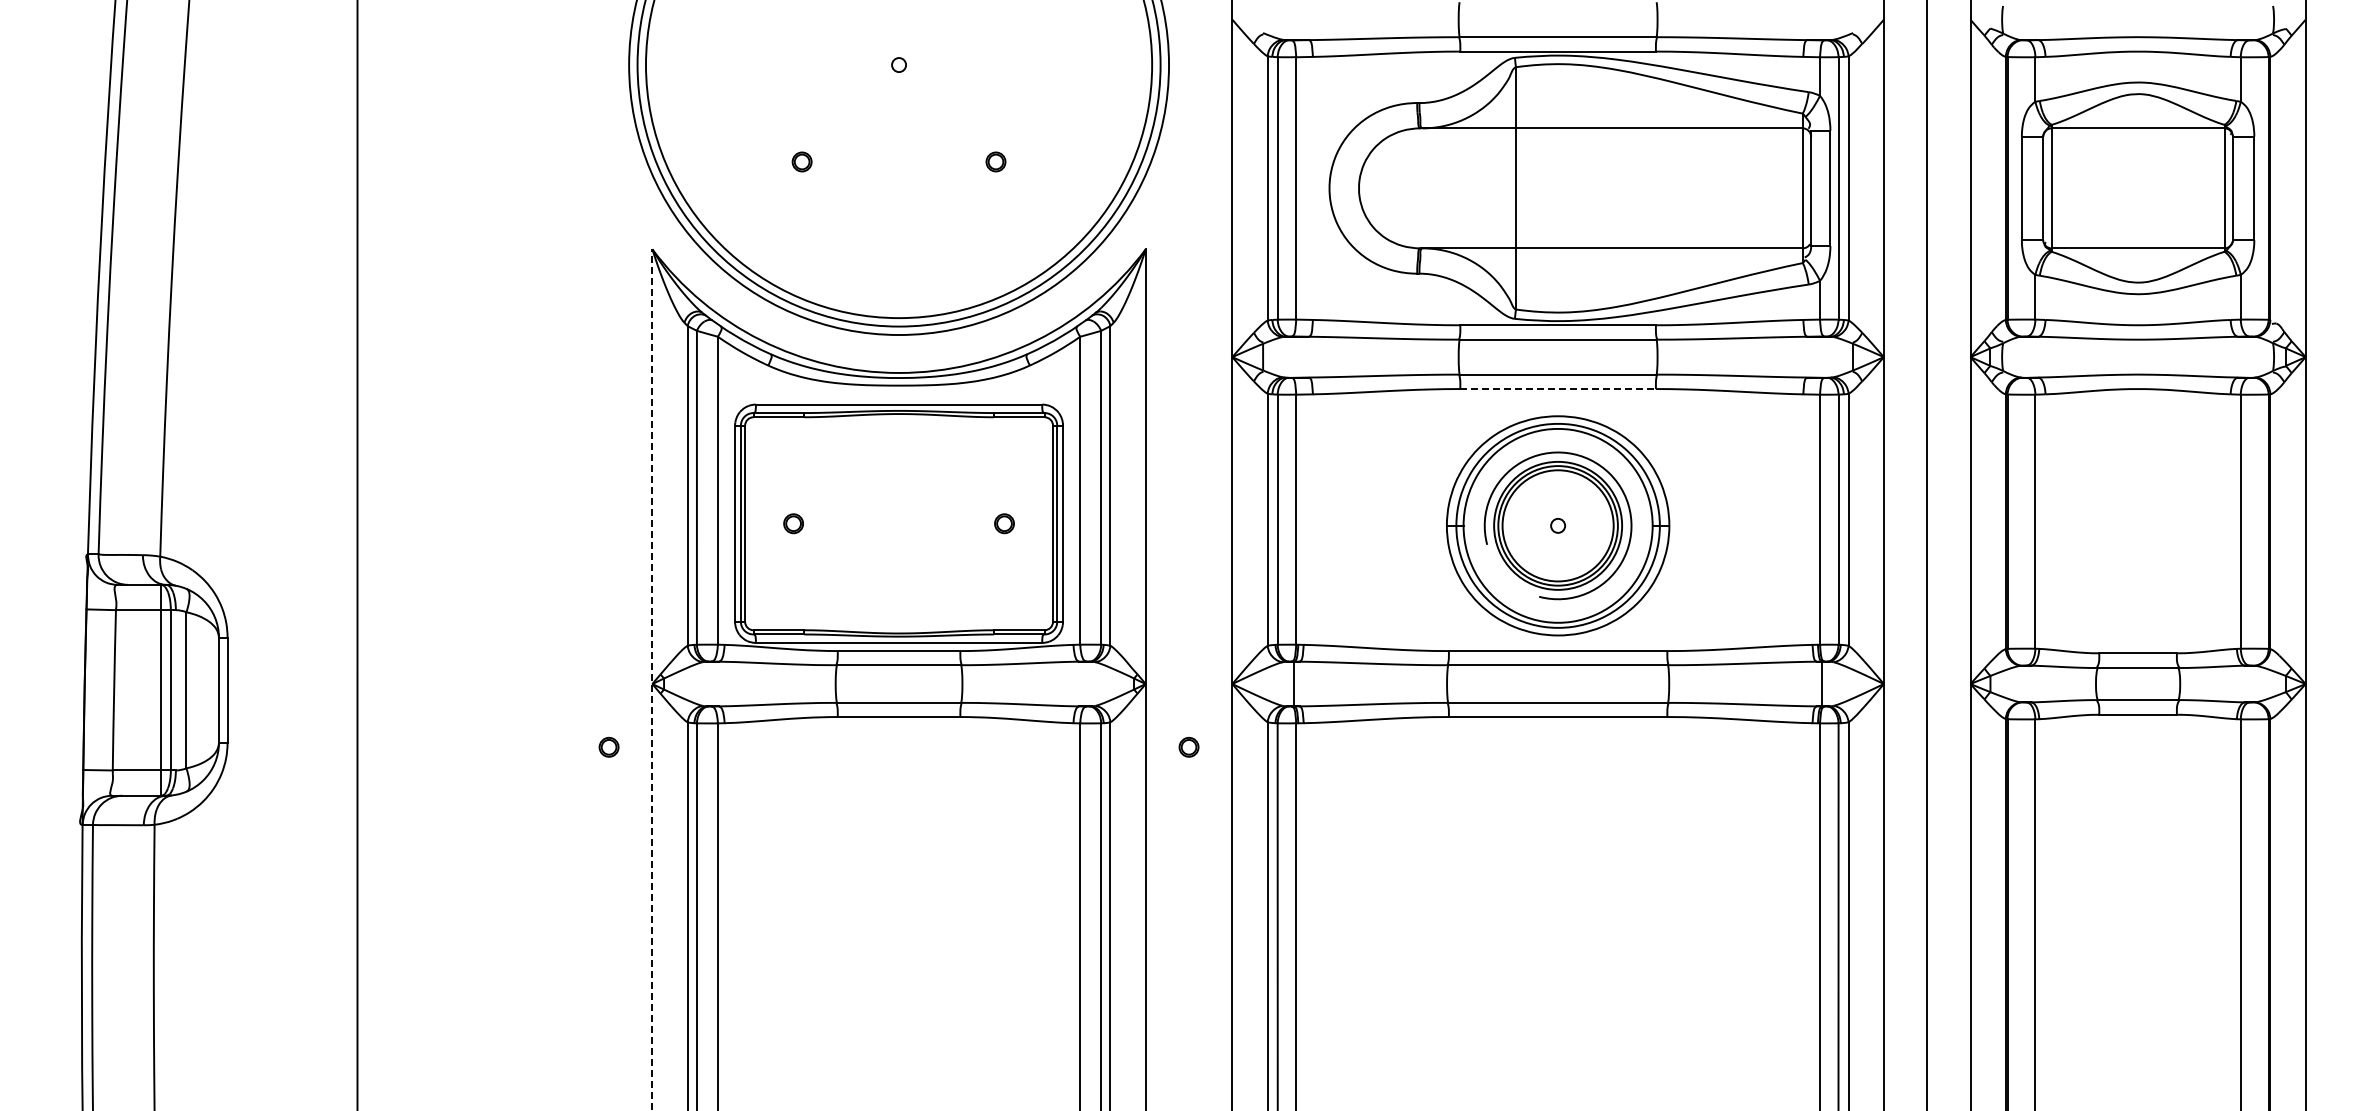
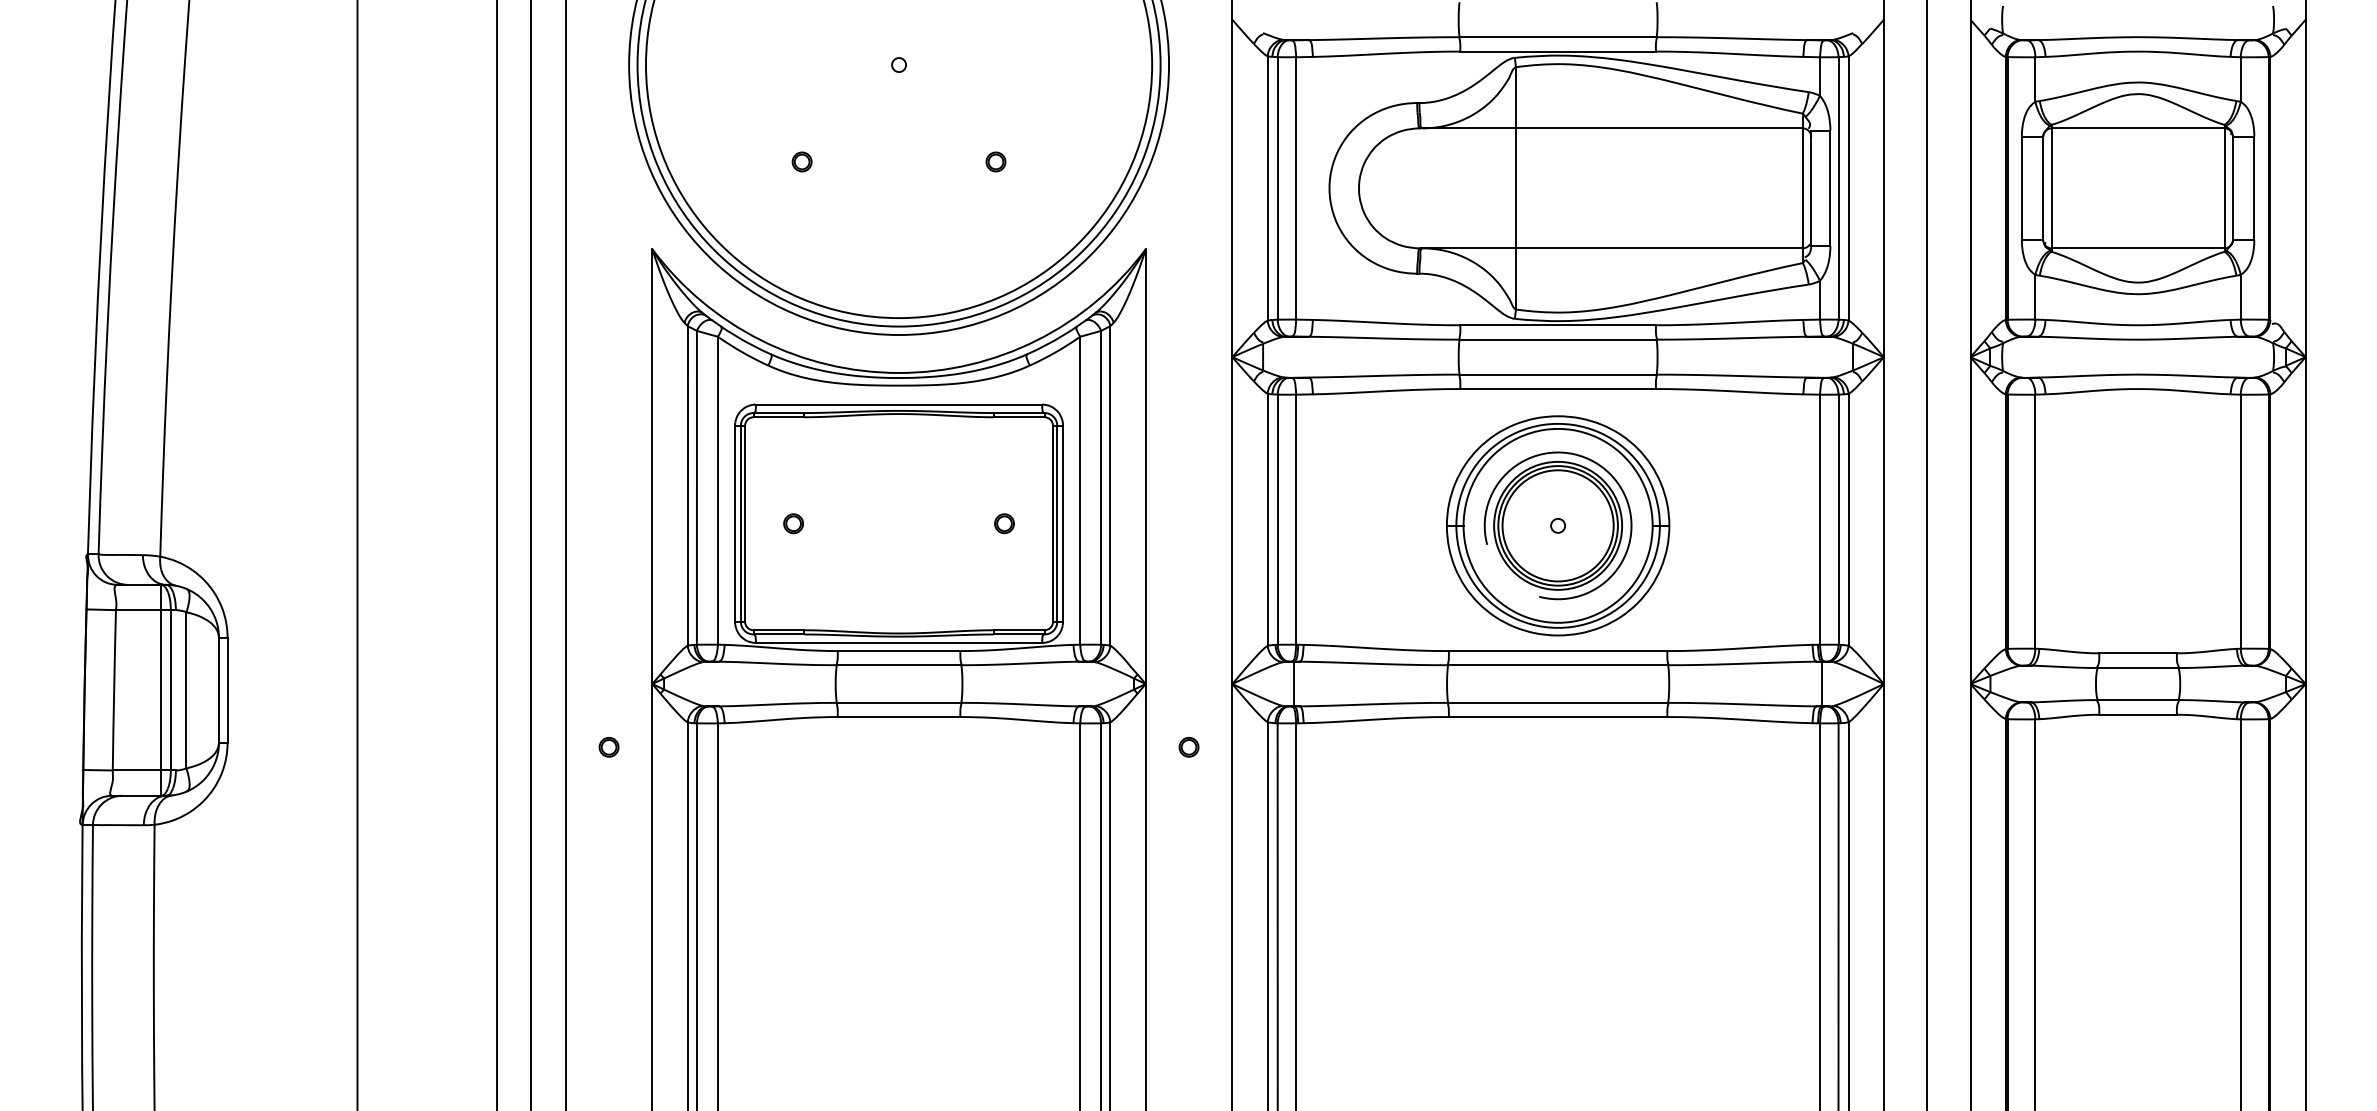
line: dashed -> solid (1558, 389)
line: none -> present (497, 554)
line: none -> present (530, 554)
line: none -> present (565, 554)
line: dashed -> solid (652, 679)
